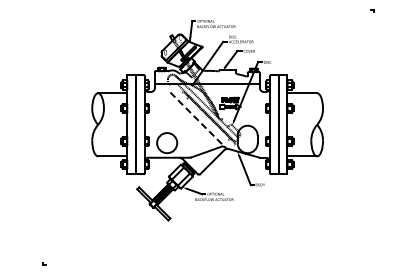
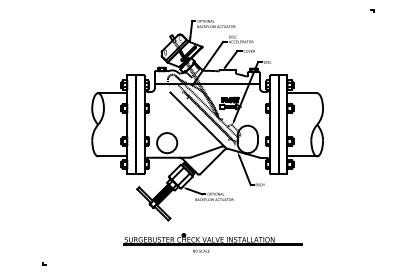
line: dashed -> solid (198, 120)
part: none -> present (212, 242)
